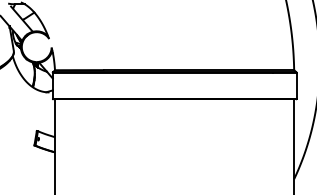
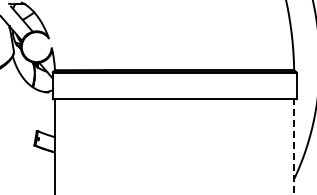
line: solid -> dashed (294, 146)
